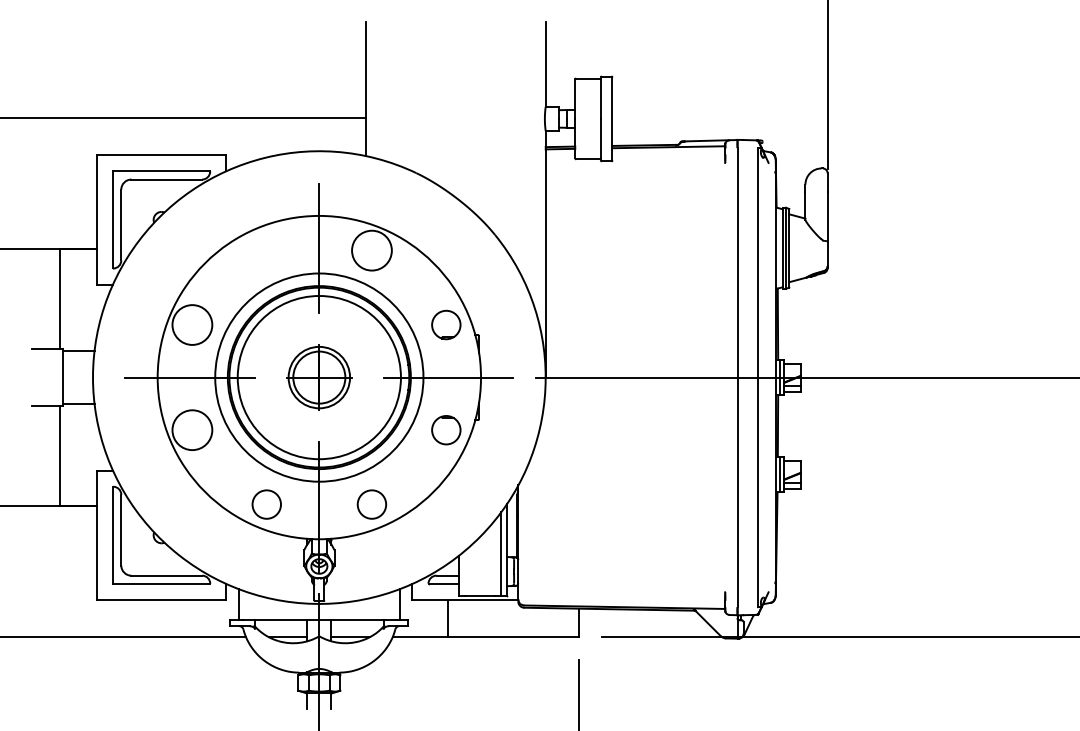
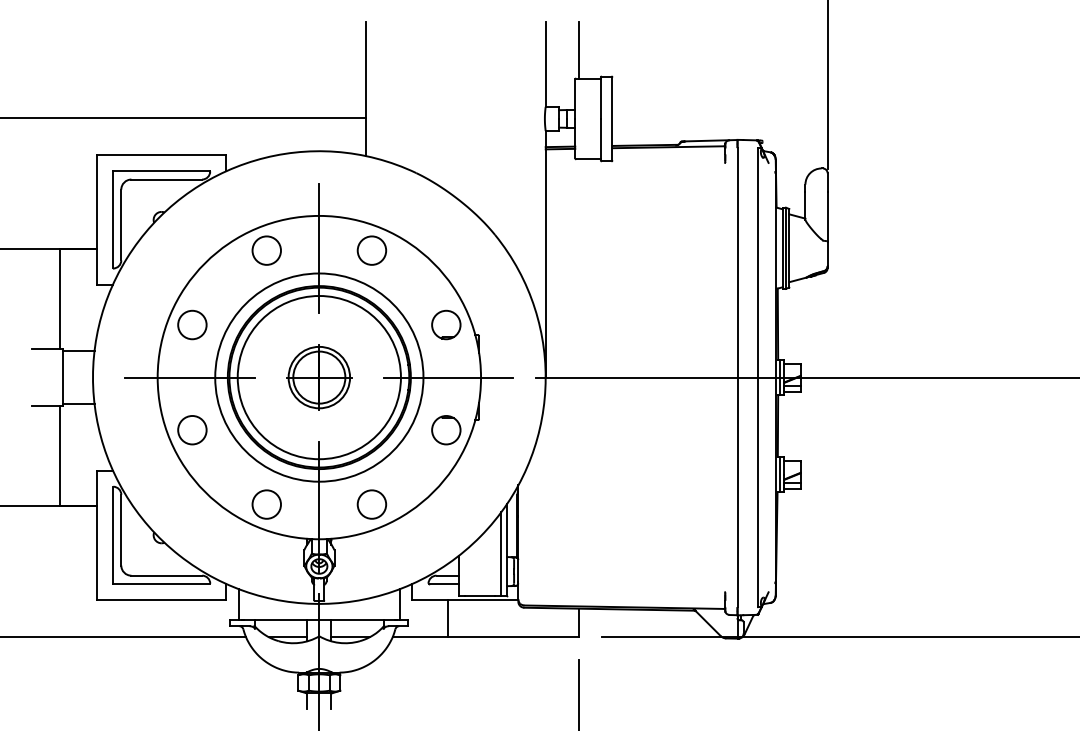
line: none -> present (579, 49)
circle: none -> present (266, 250)
circle diameter: 40 px -> 28 px (371, 250)
circle diameter: 40 px -> 28 px (192, 324)
circle diameter: 40 px -> 28 px (192, 429)
